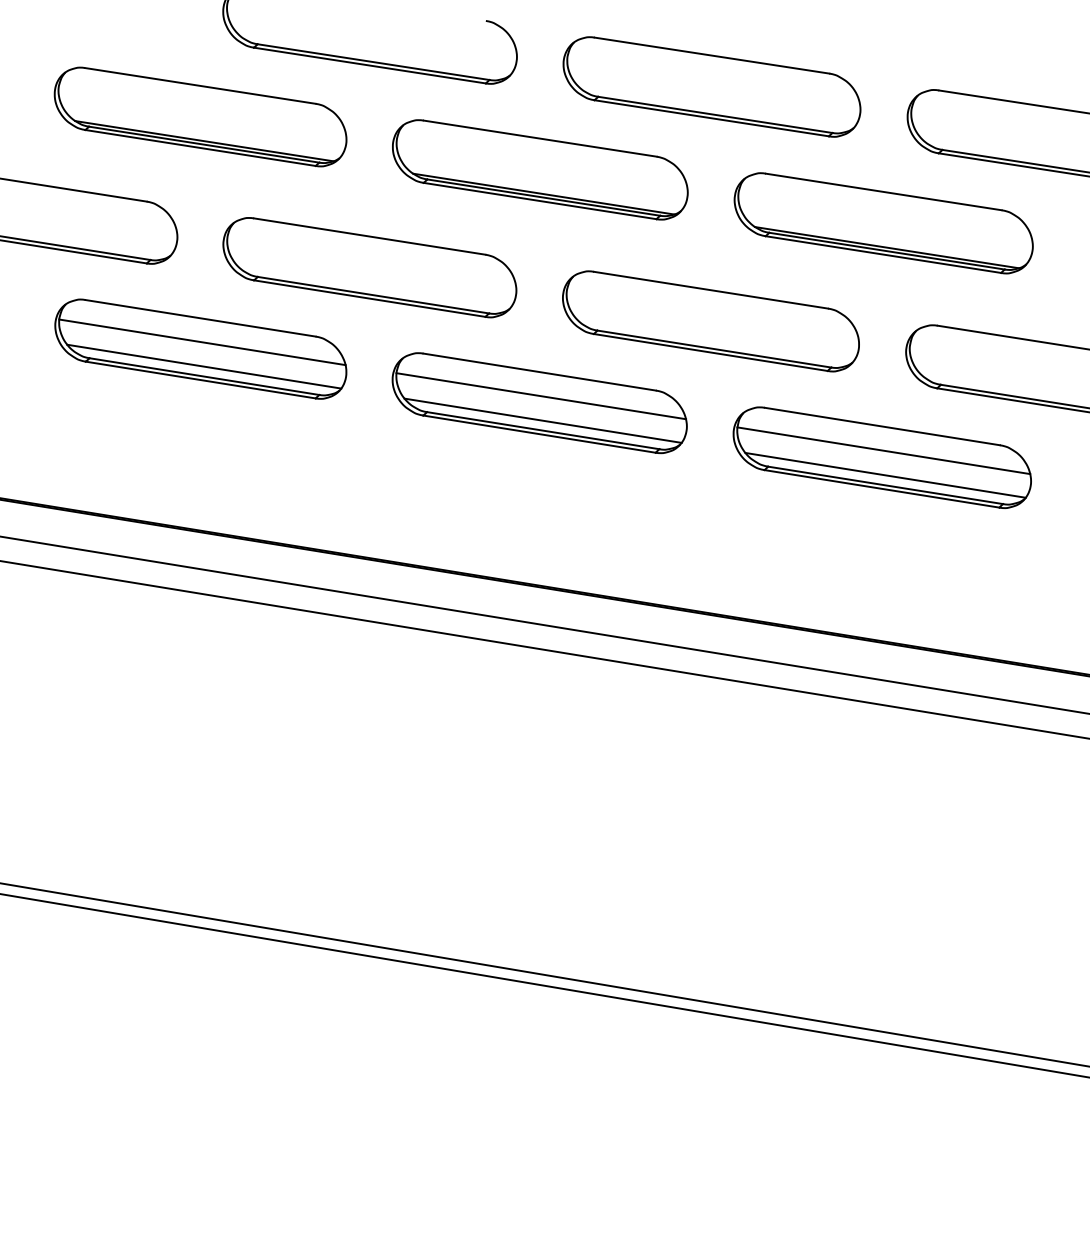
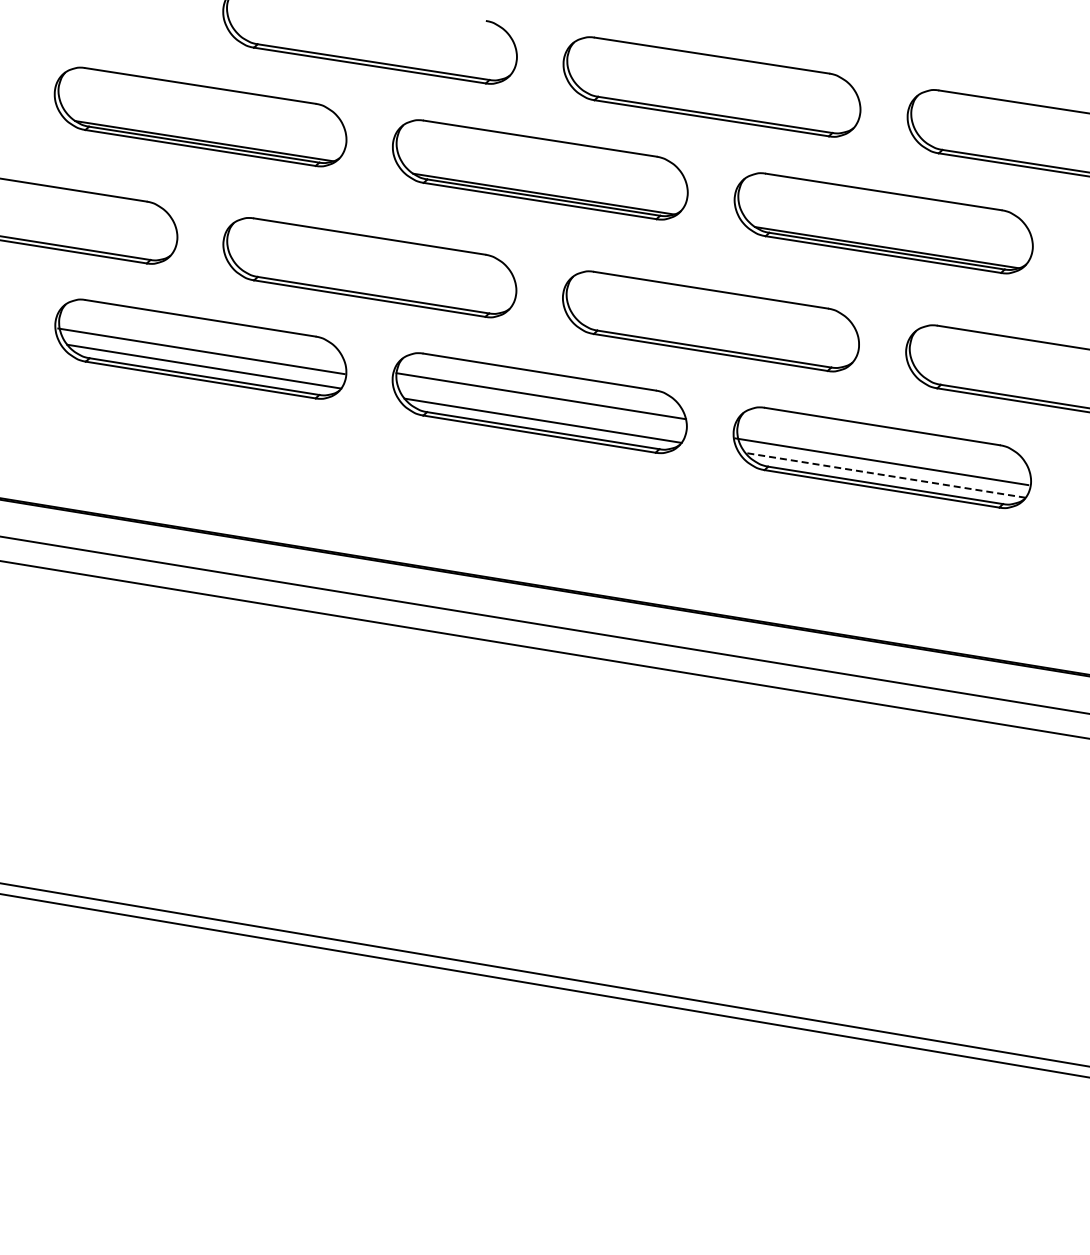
line position: (202, 342) -> (201, 351) (201, 351)
line position: (883, 450) -> (881, 461) (881, 461)
line: solid -> dashed (885, 475)
